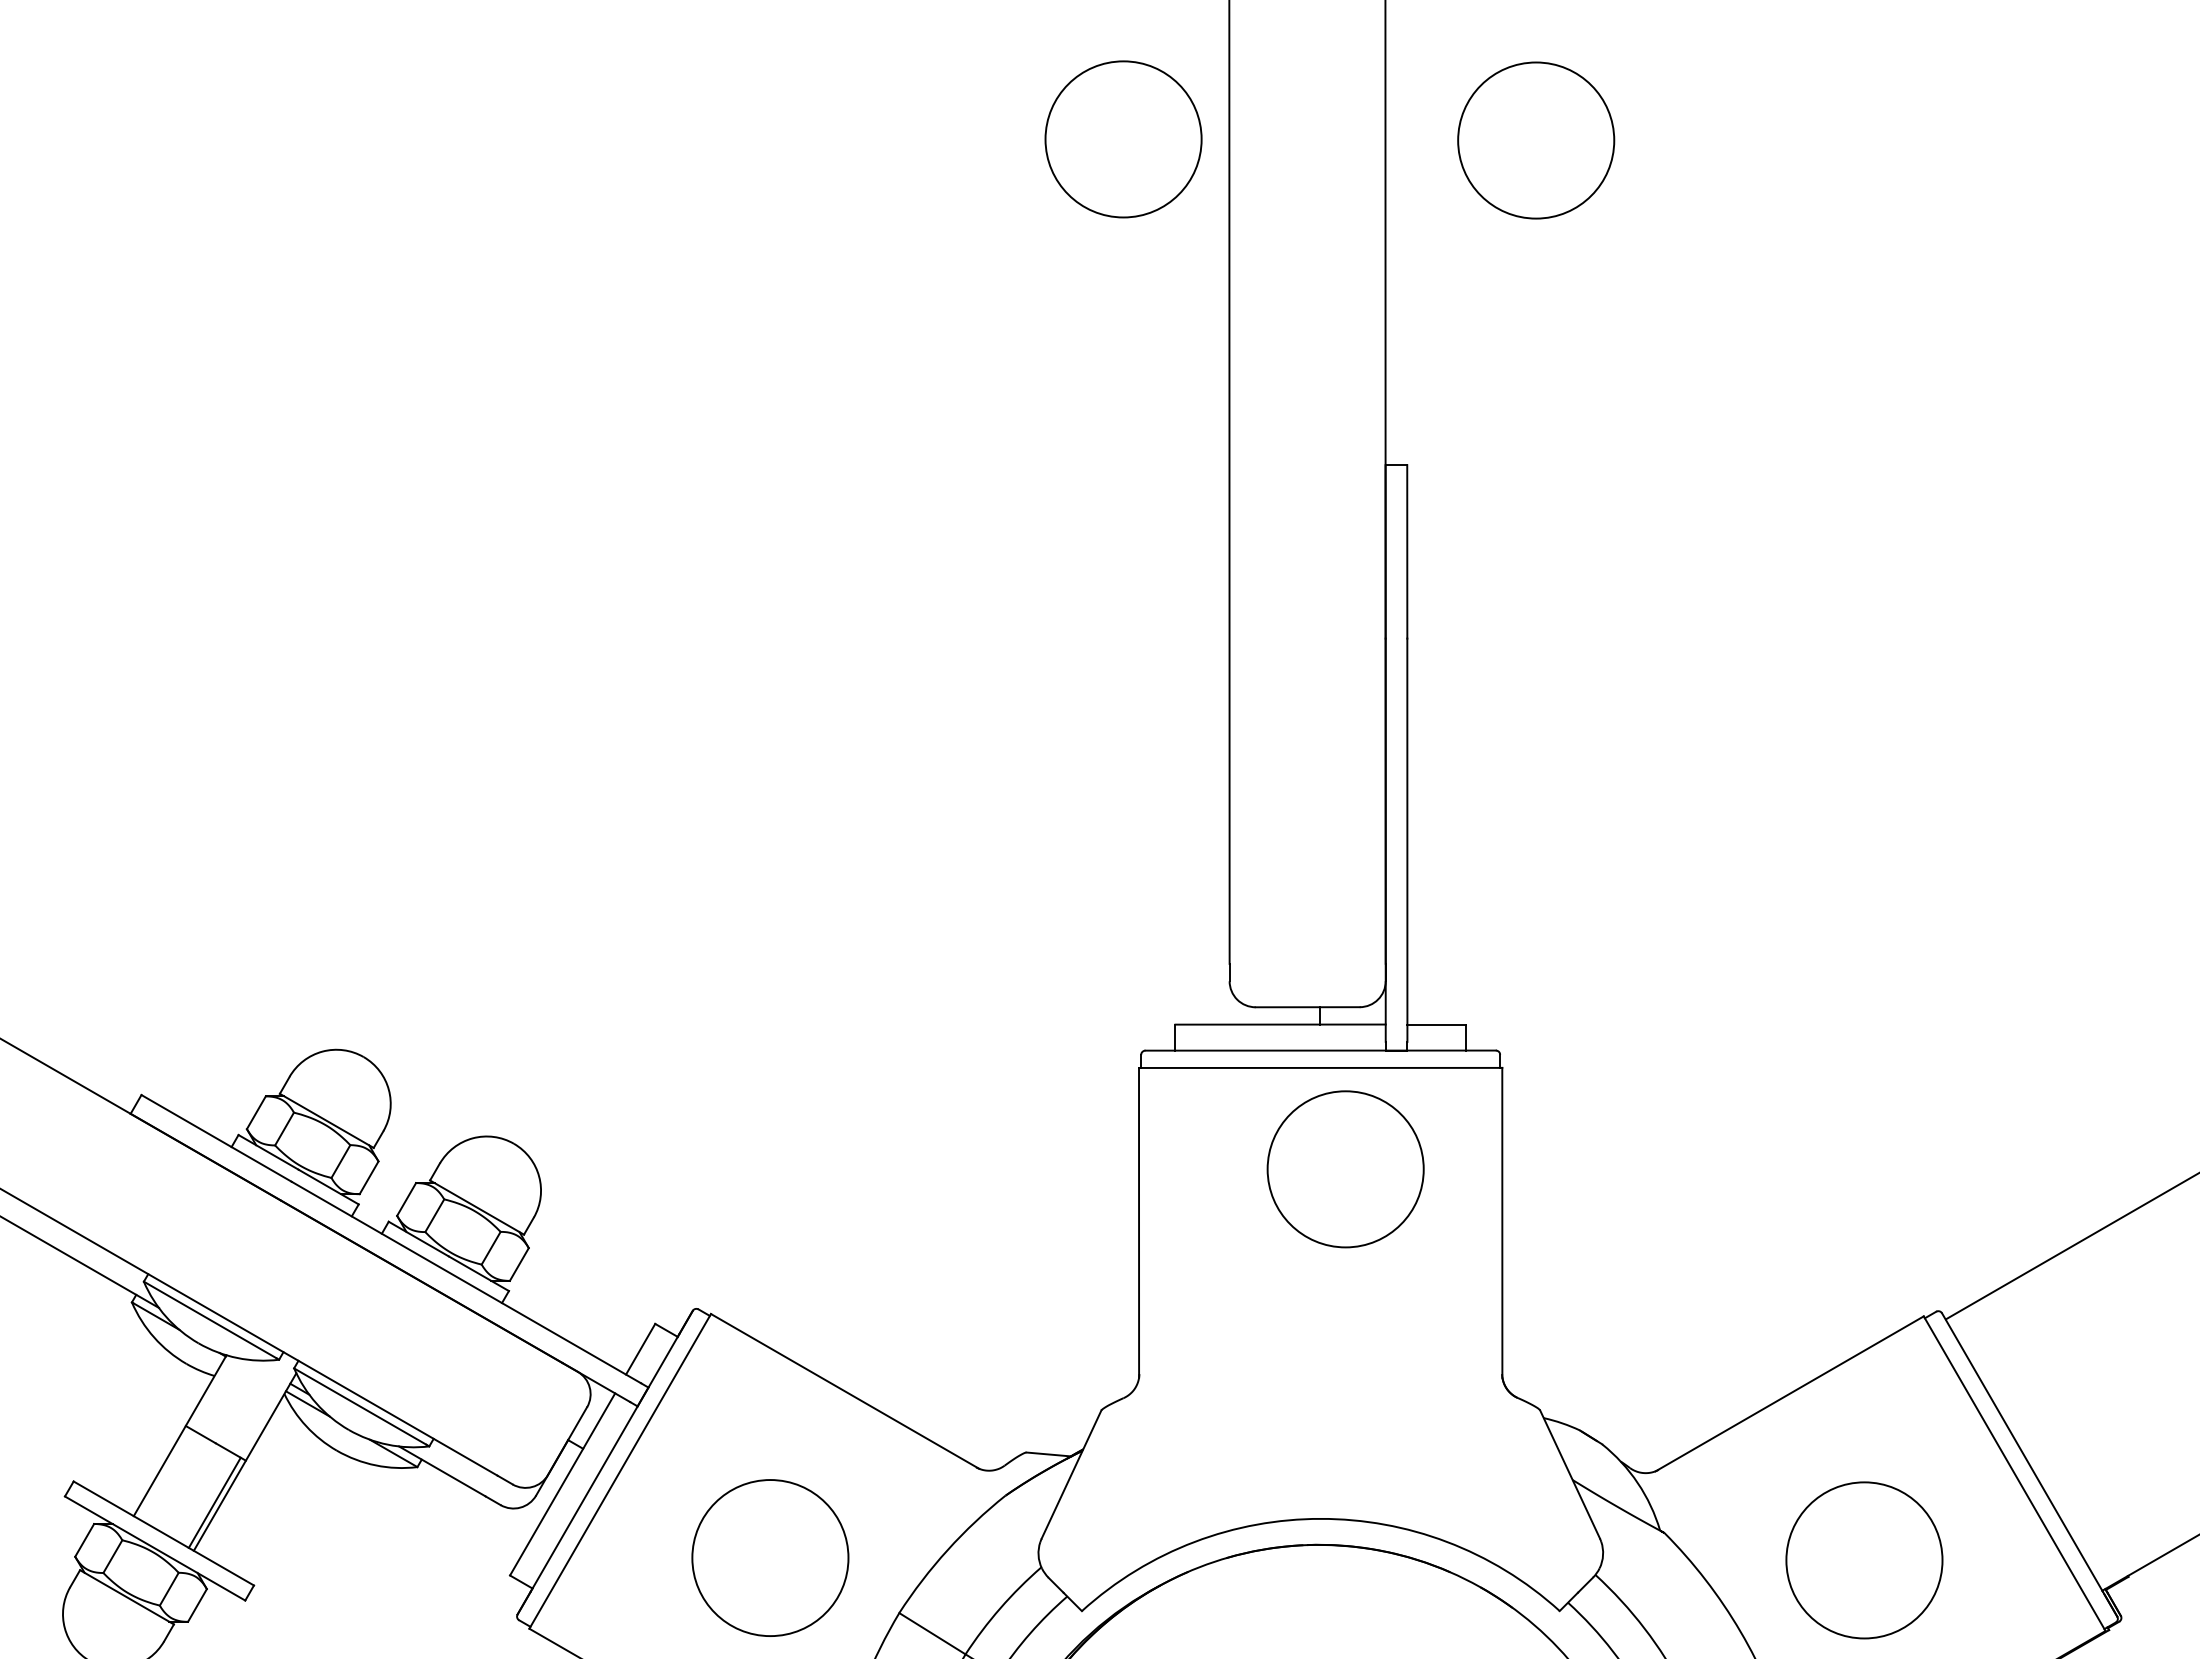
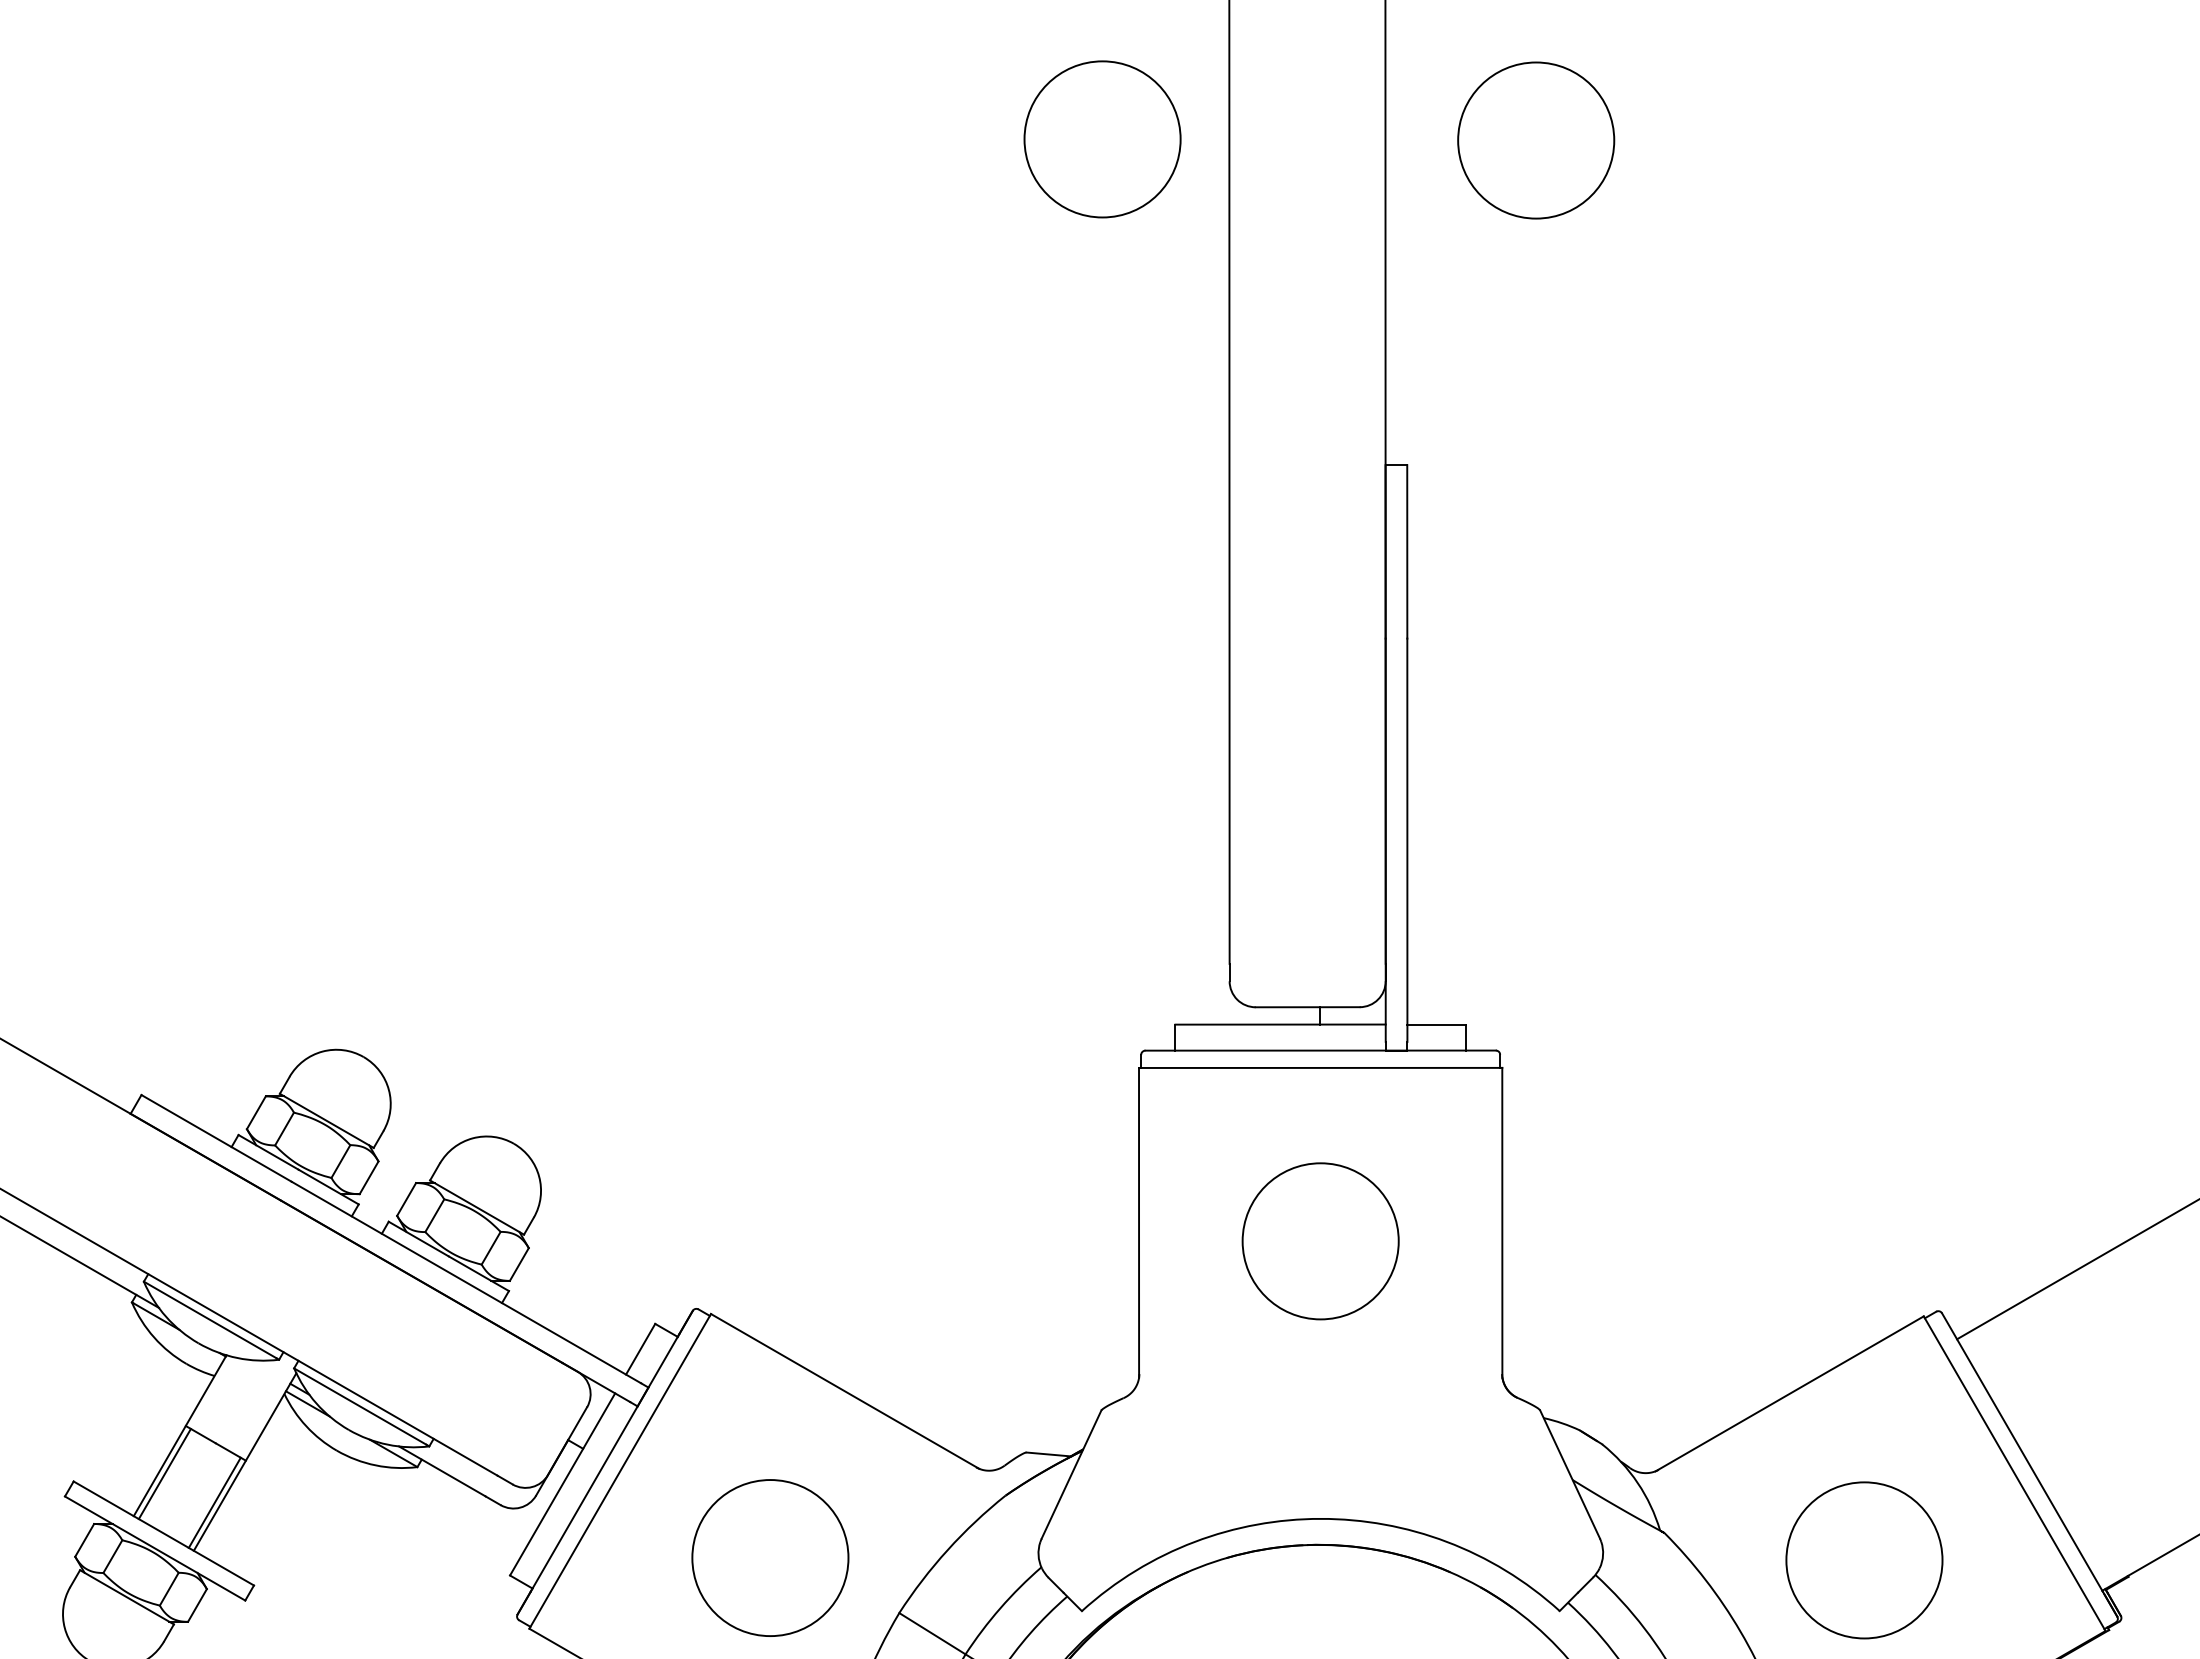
circle position: (1123, 139) -> (1102, 139) (1102, 139)
circle position: (1345, 1169) -> (1320, 1241) (1320, 1241)
line position: (2071, 1246) -> (2076, 1269) (2076, 1269)
line: none -> present (164, 1473)
